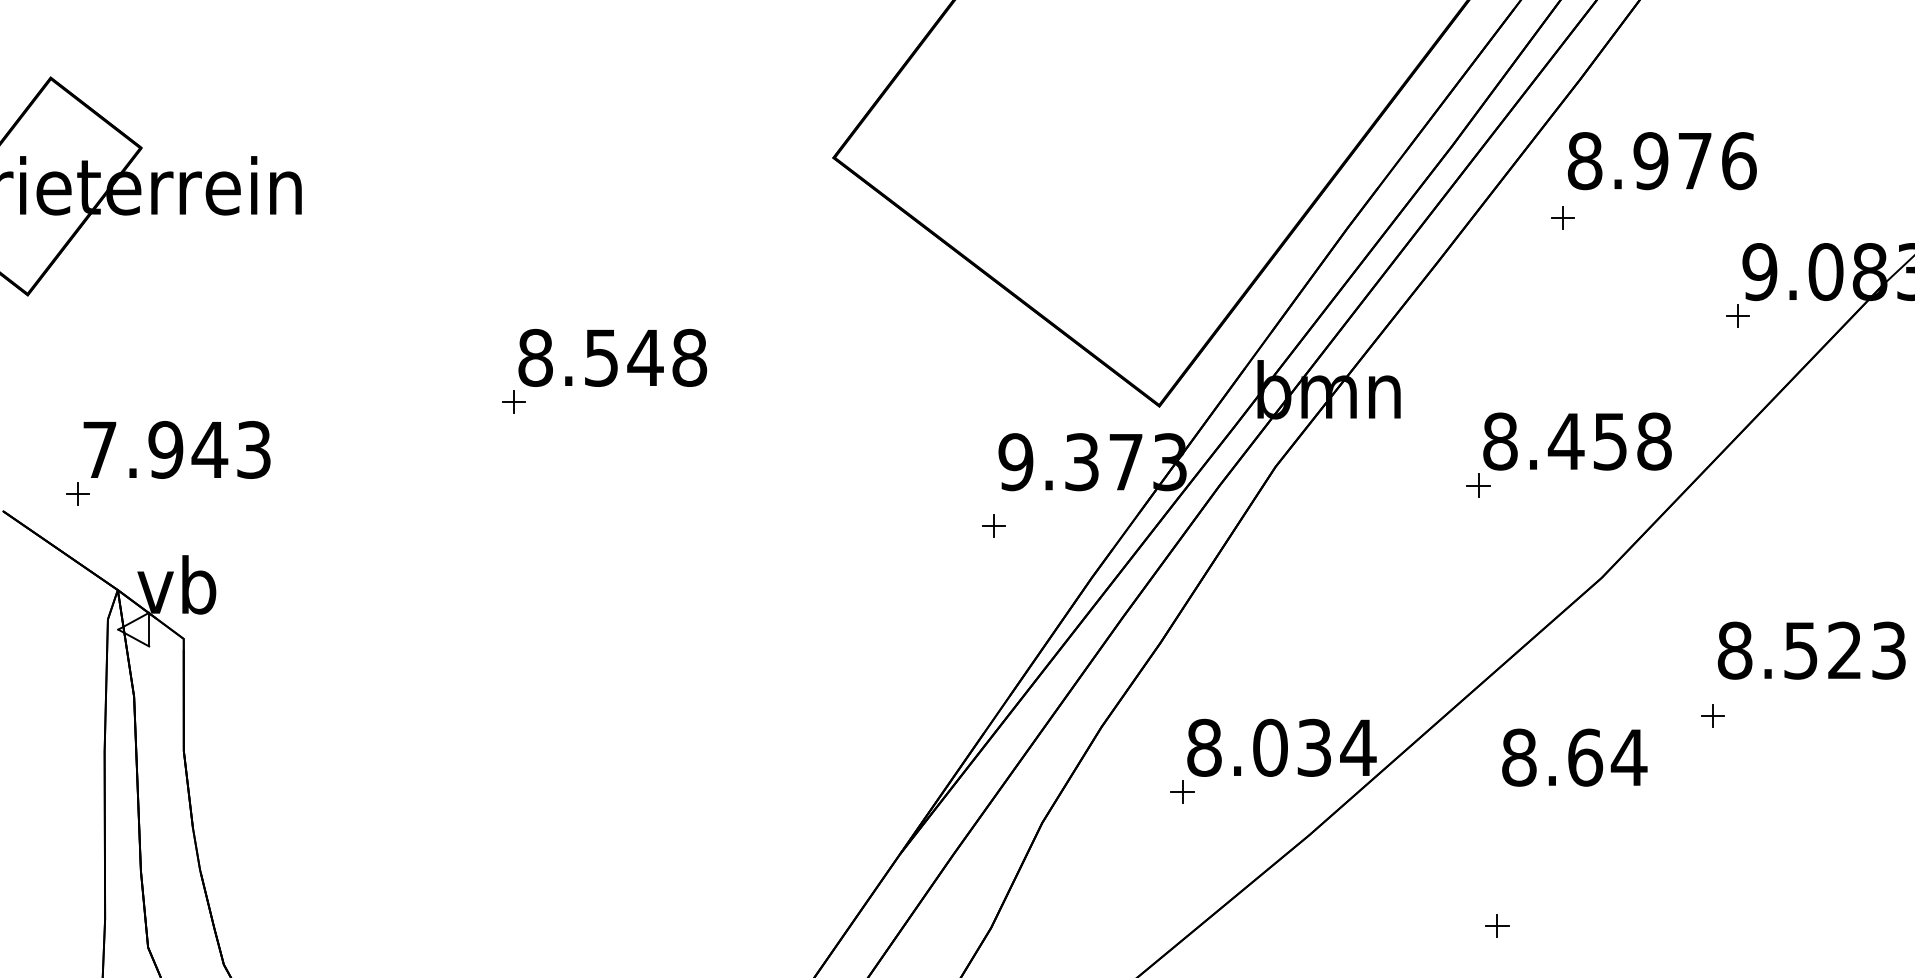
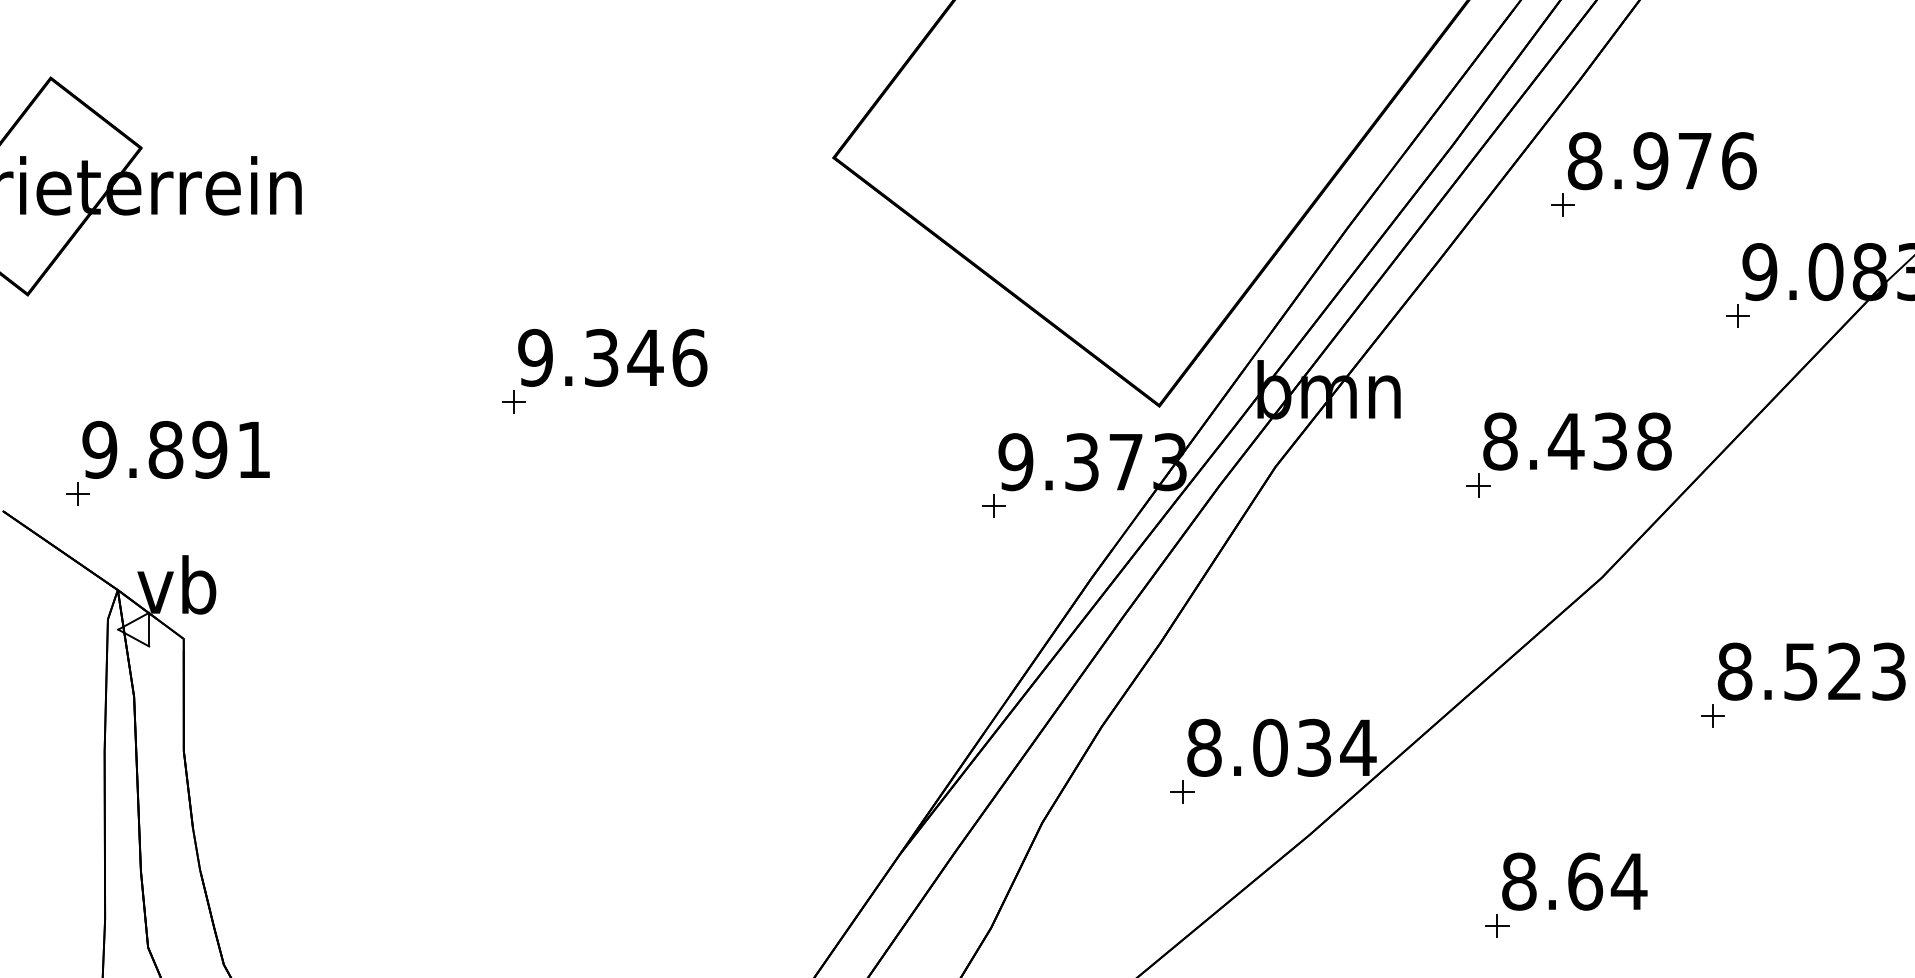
part position: (1562, 217) -> (1562, 204) (1562, 204)
text: 8.548 -> 9.346 (612, 357)
text: 8.458 -> 8.438 (1610, 440)
text: 7.943 -> 9.891 (176, 449)
part position: (993, 525) -> (993, 505) (993, 505)
text position: (1811, 650) -> (1811, 671) (1811, 671)
text position: (1574, 757) -> (1574, 881) (1574, 881)
